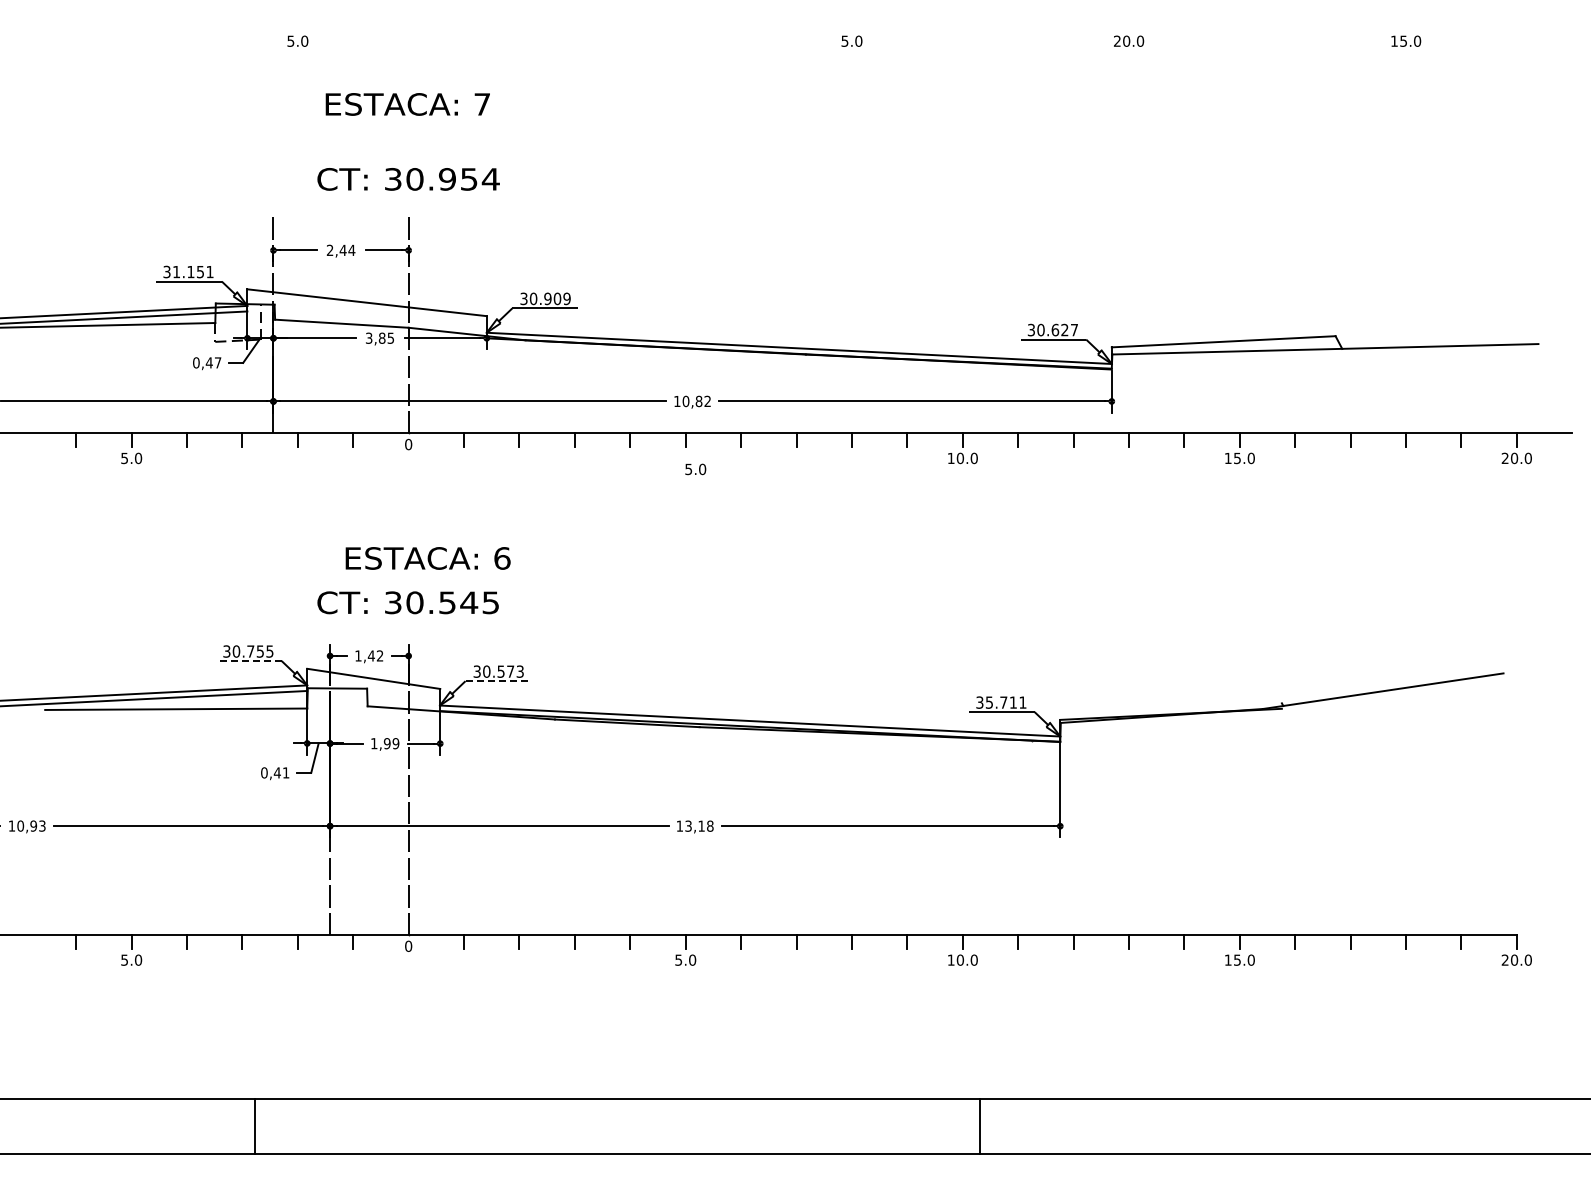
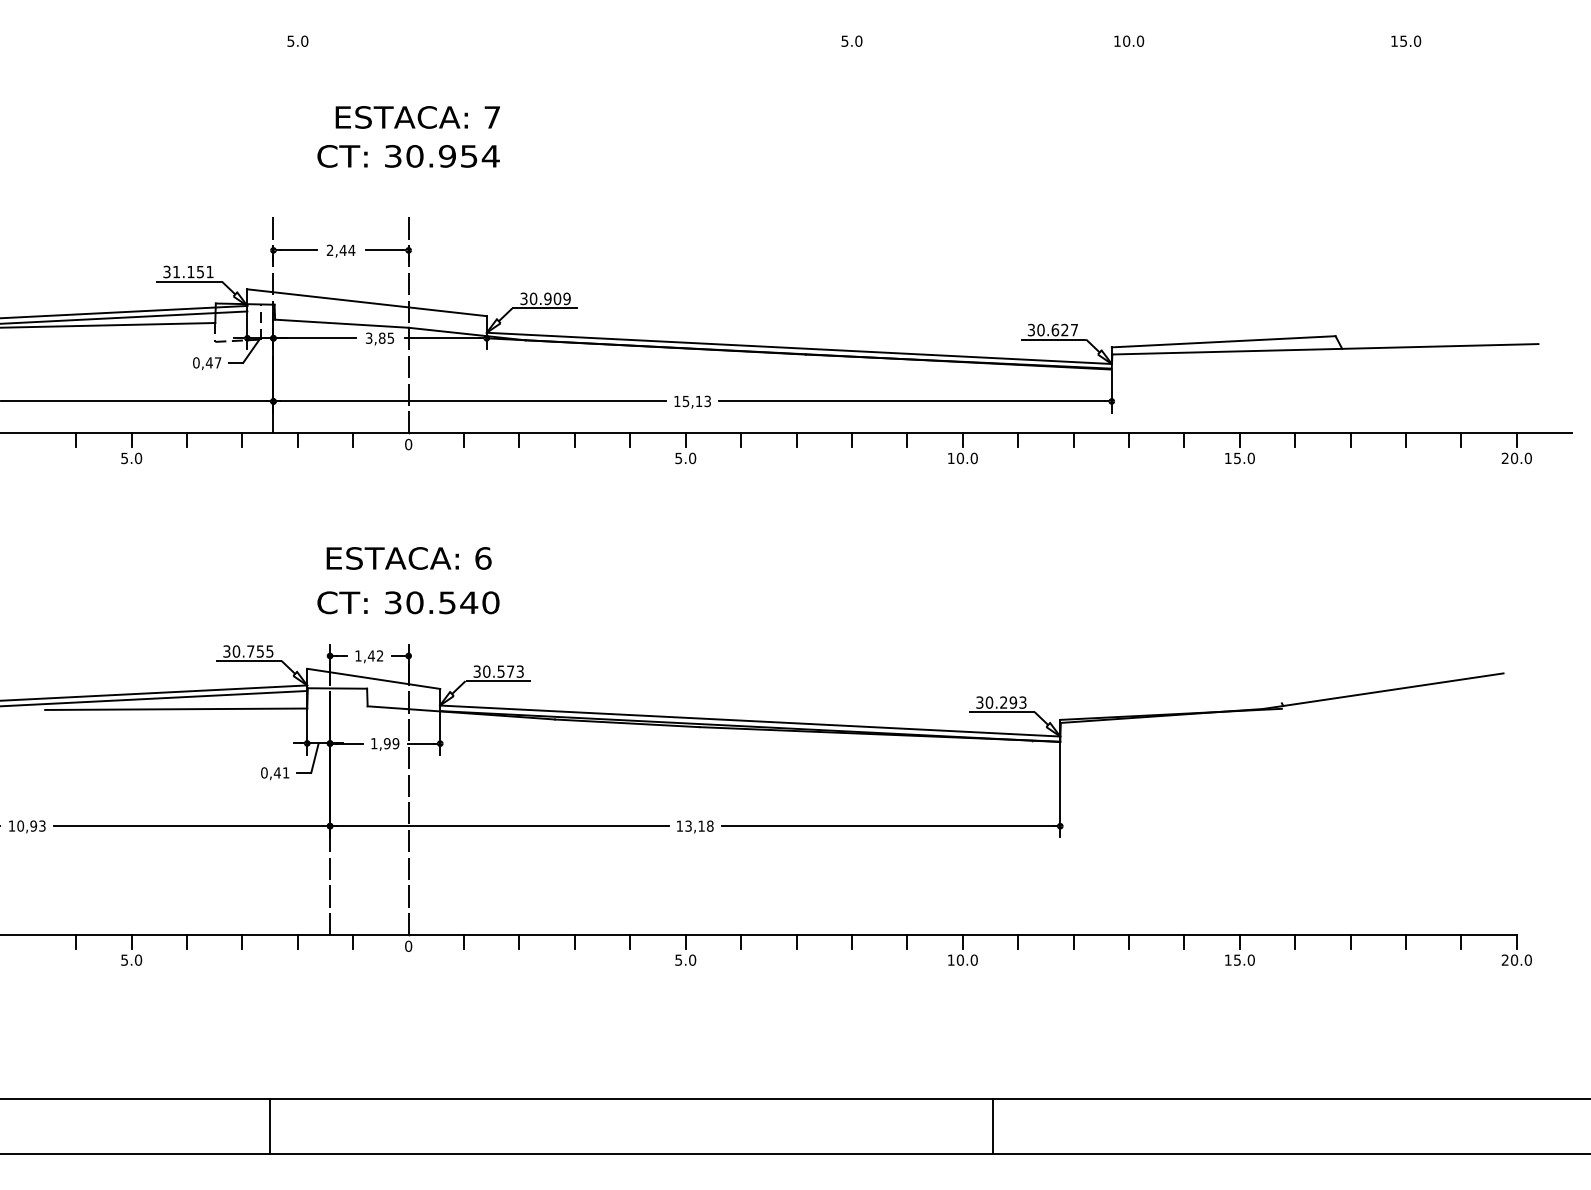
text: 20.0 -> 10.0 (1117, 40)
text position: (407, 104) -> (417, 117) (417, 117)
text position: (408, 179) -> (408, 156) (408, 156)
text: 10,82 -> 15,13 (696, 401)
text position: (695, 469) -> (685, 458) (685, 458)
text position: (427, 558) -> (408, 558) (408, 558)
text: 30.545 -> 30.540 (490, 602)
line: dashed -> solid (248, 661)
line: dashed -> solid (498, 681)
text: 35.711 -> 30.293 (1005, 702)
line position: (255, 1126) -> (270, 1126) (270, 1126)
line position: (980, 1126) -> (993, 1126) (993, 1126)
